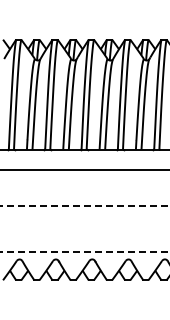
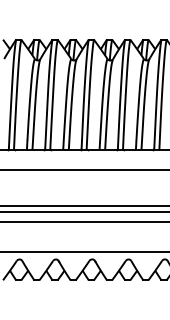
line: dashed -> solid (85, 206)
line: none -> present (84, 211)
line: none -> present (84, 222)
line: dashed -> solid (85, 252)
